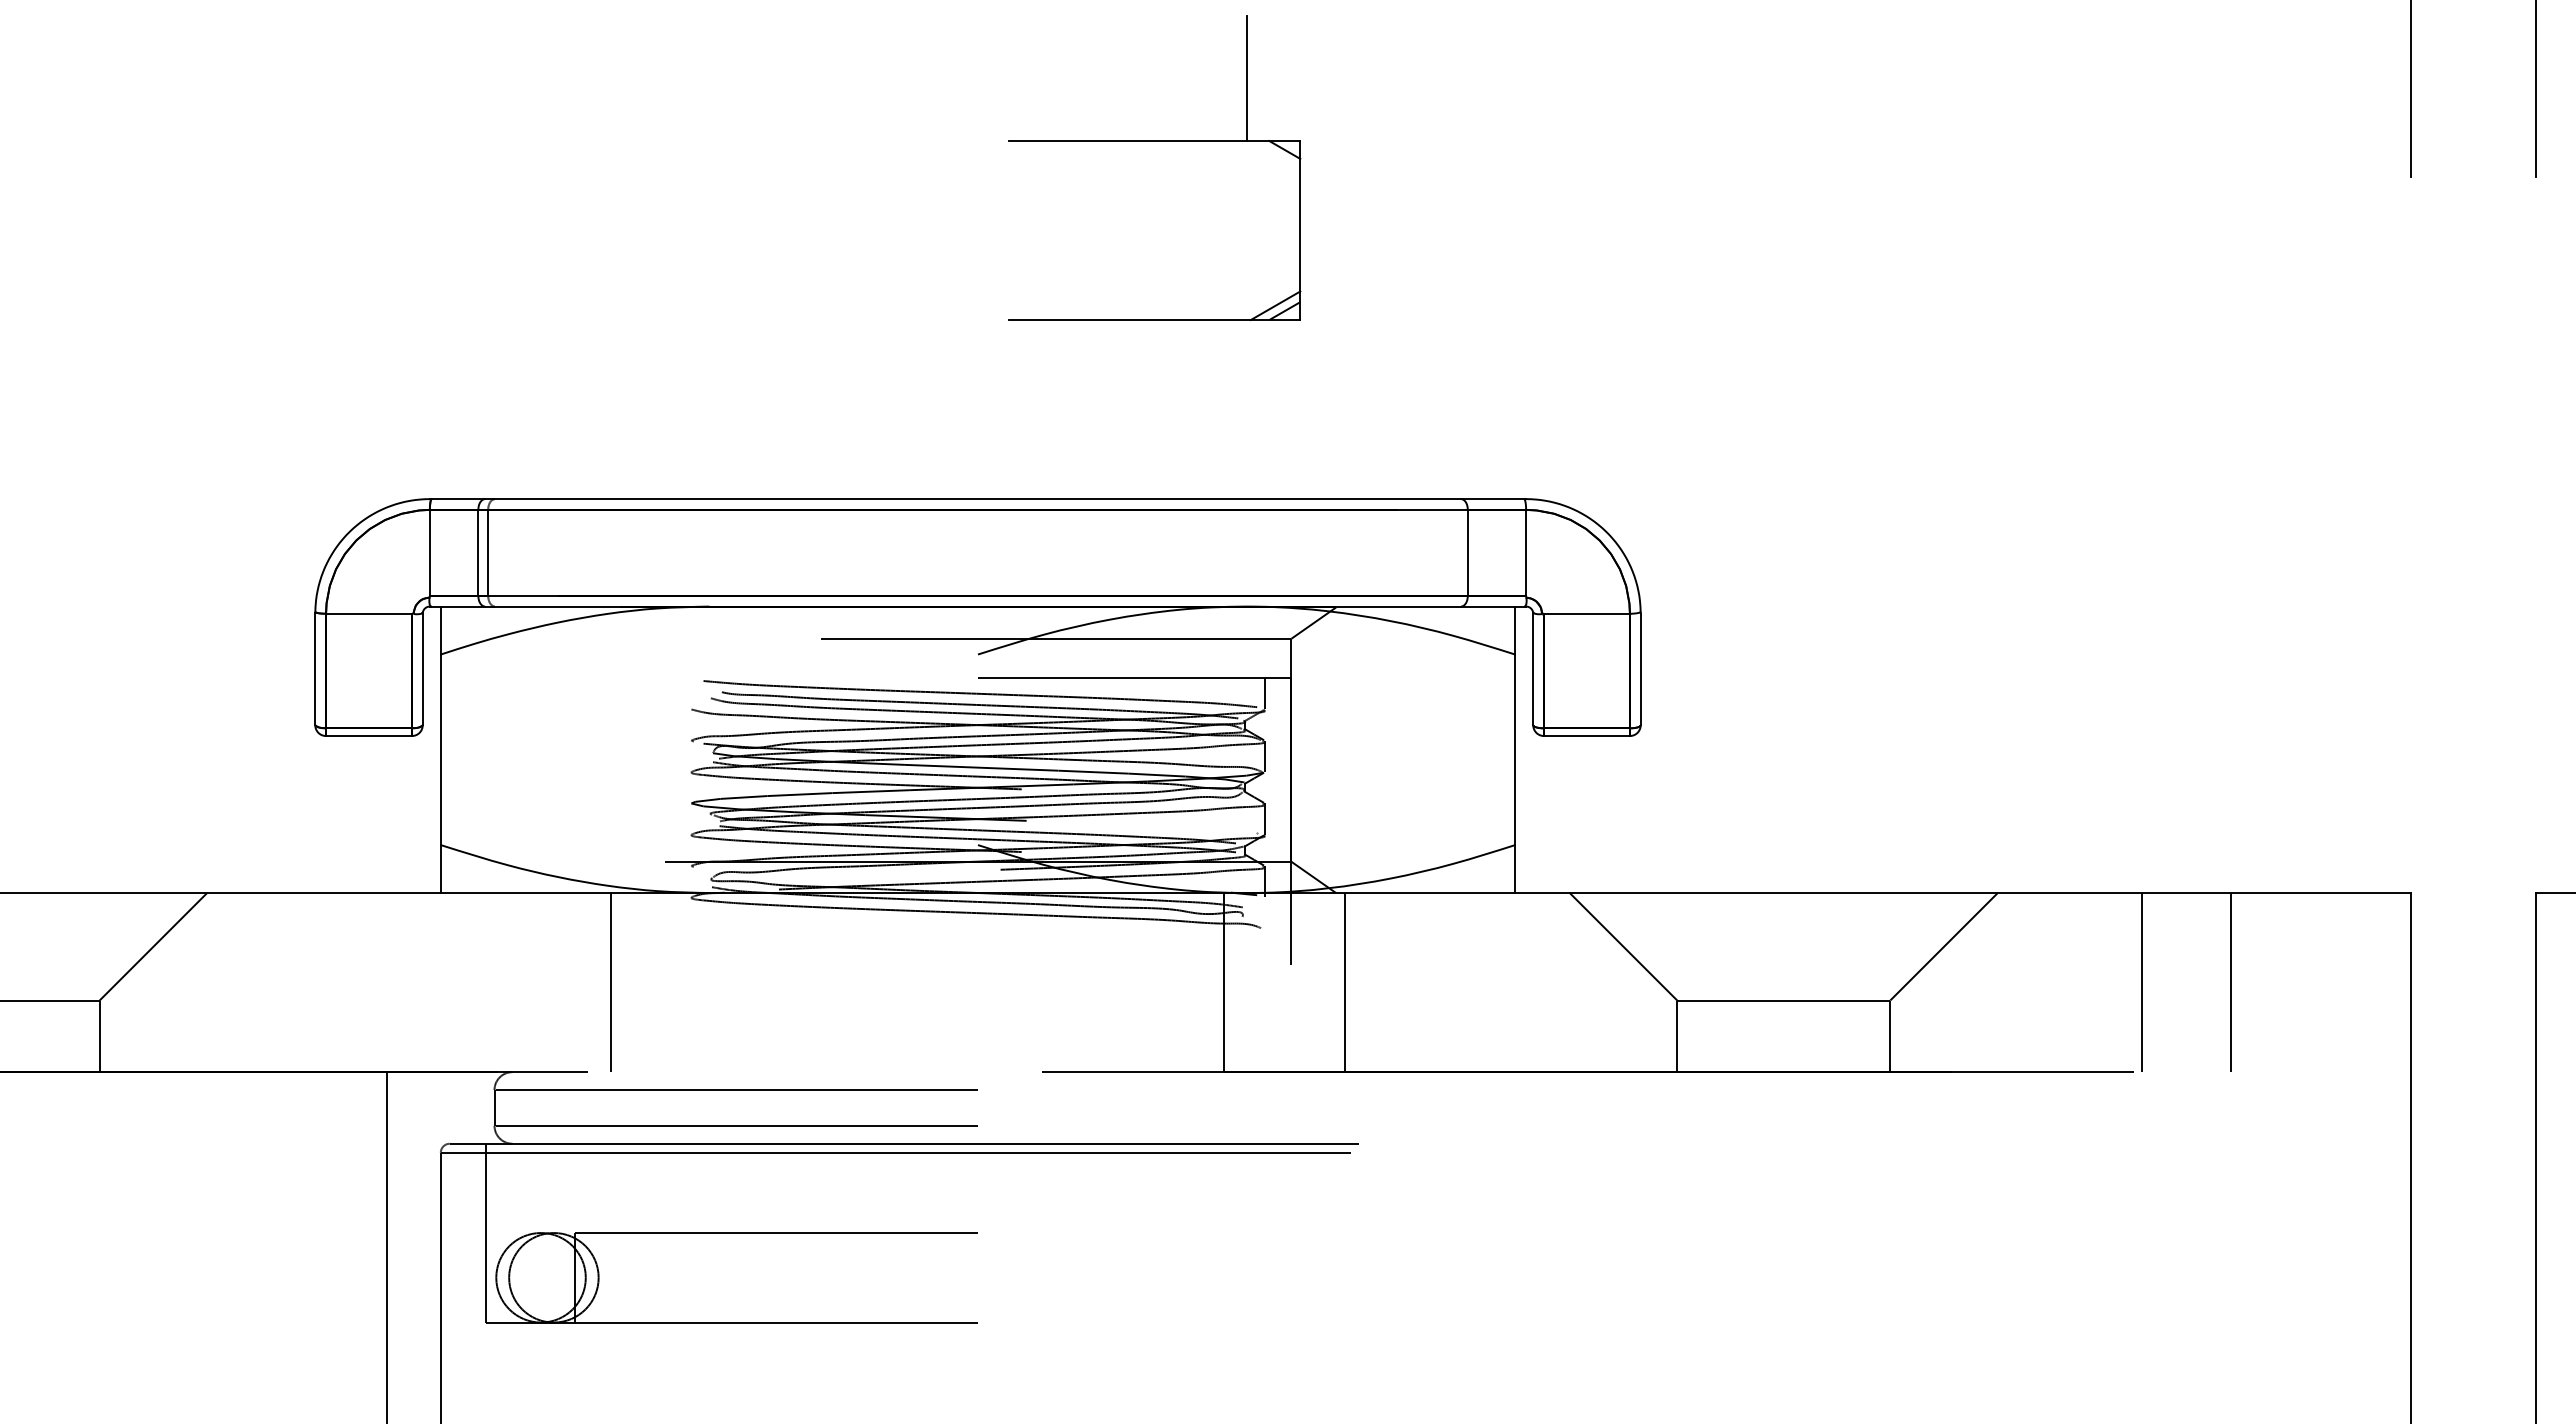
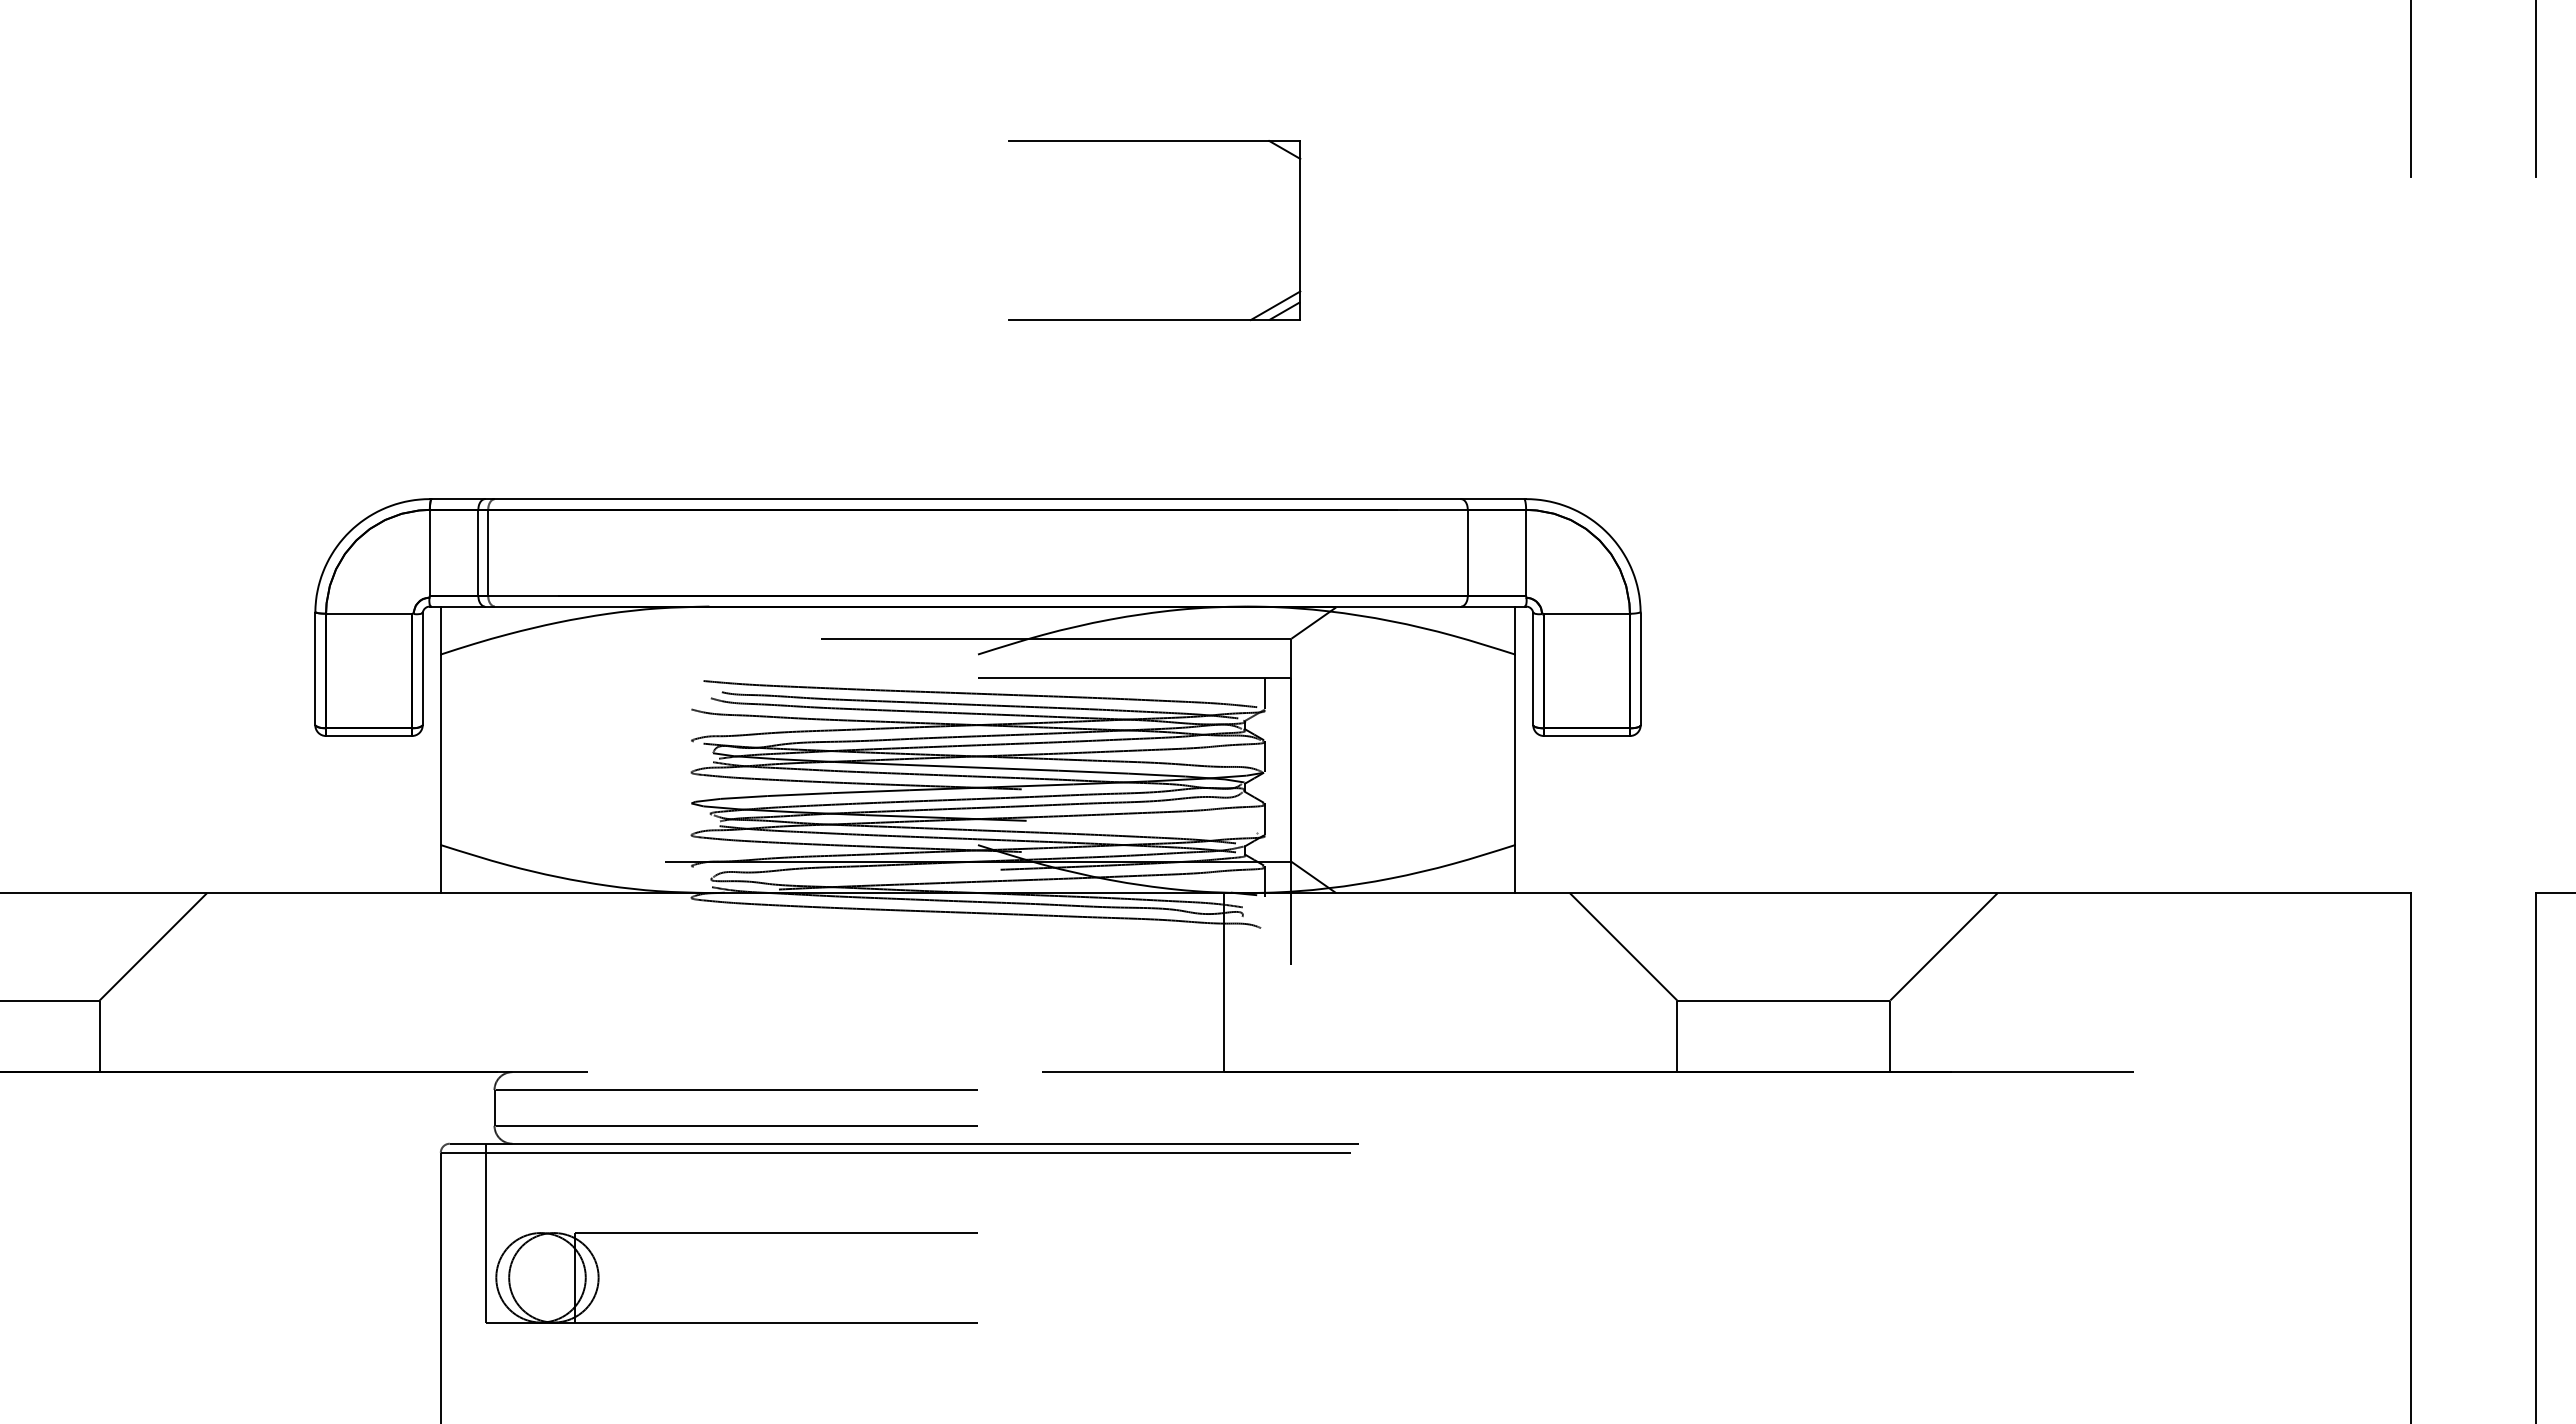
line: present -> none (1246, 78)
line: present -> none (610, 982)
line: present -> none (1345, 982)
line: present -> none (2141, 982)
line: present -> none (2231, 982)
line: present -> none (387, 1246)
